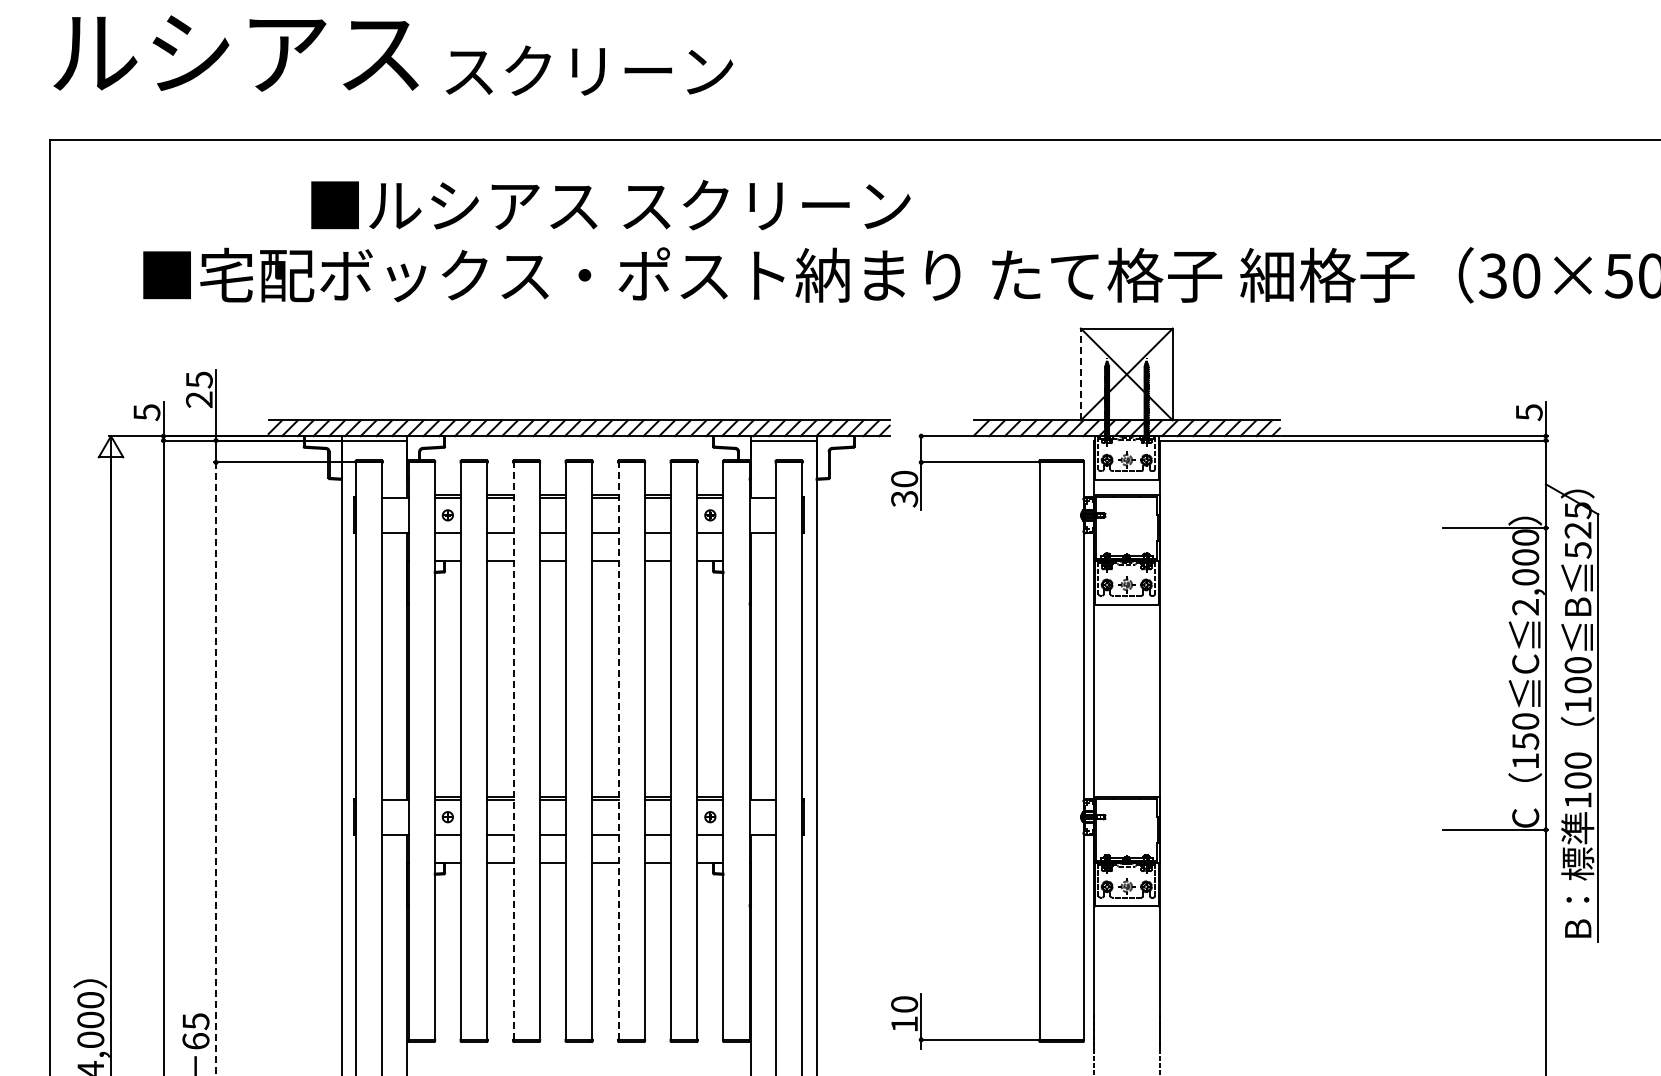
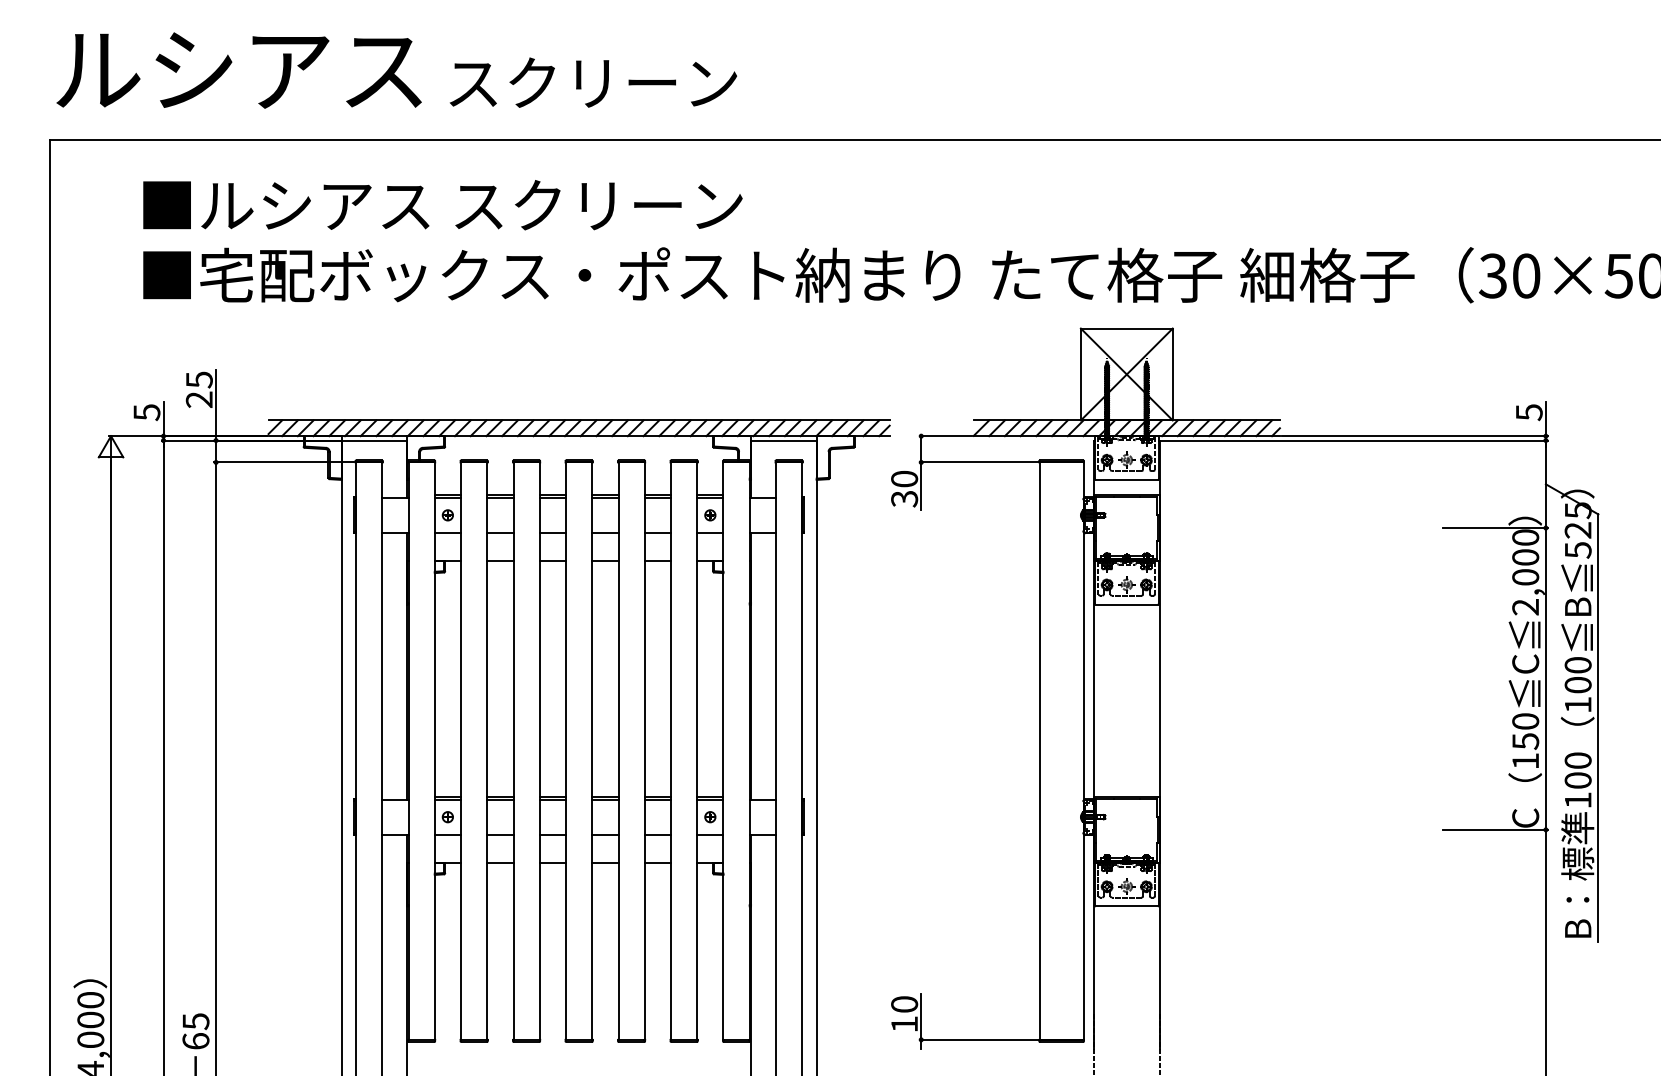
text position: (235, 53) -> (238, 70) (238, 70)
text position: (589, 70) -> (593, 82) (593, 82)
text position: (610, 205) -> (442, 205) (442, 205)
line: dashed -> solid (1080, 374)
line: dashed -> solid (513, 751)
line: dashed -> solid (618, 751)
line: dashed -> solid (216, 769)
